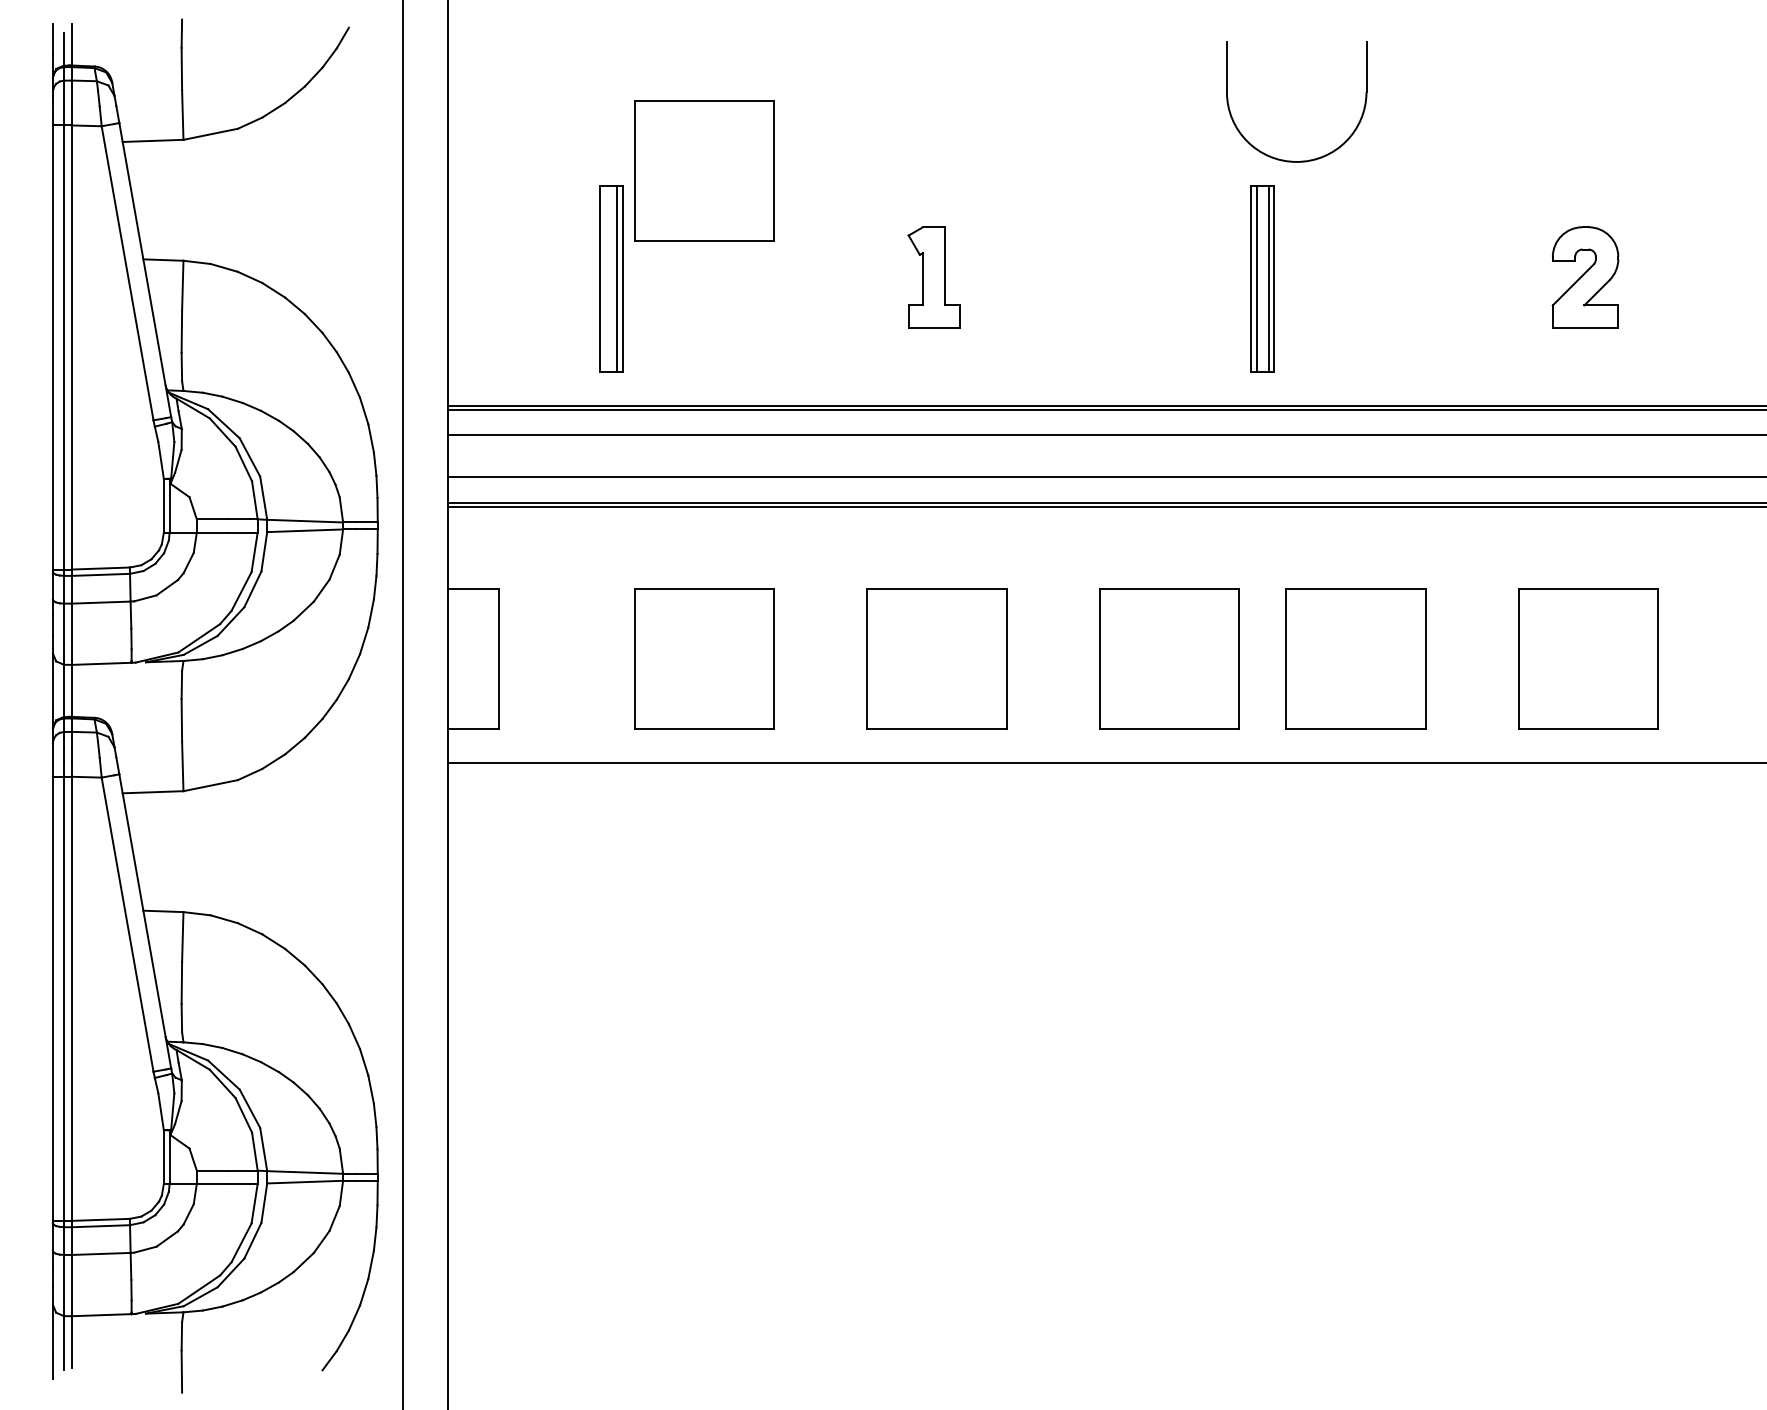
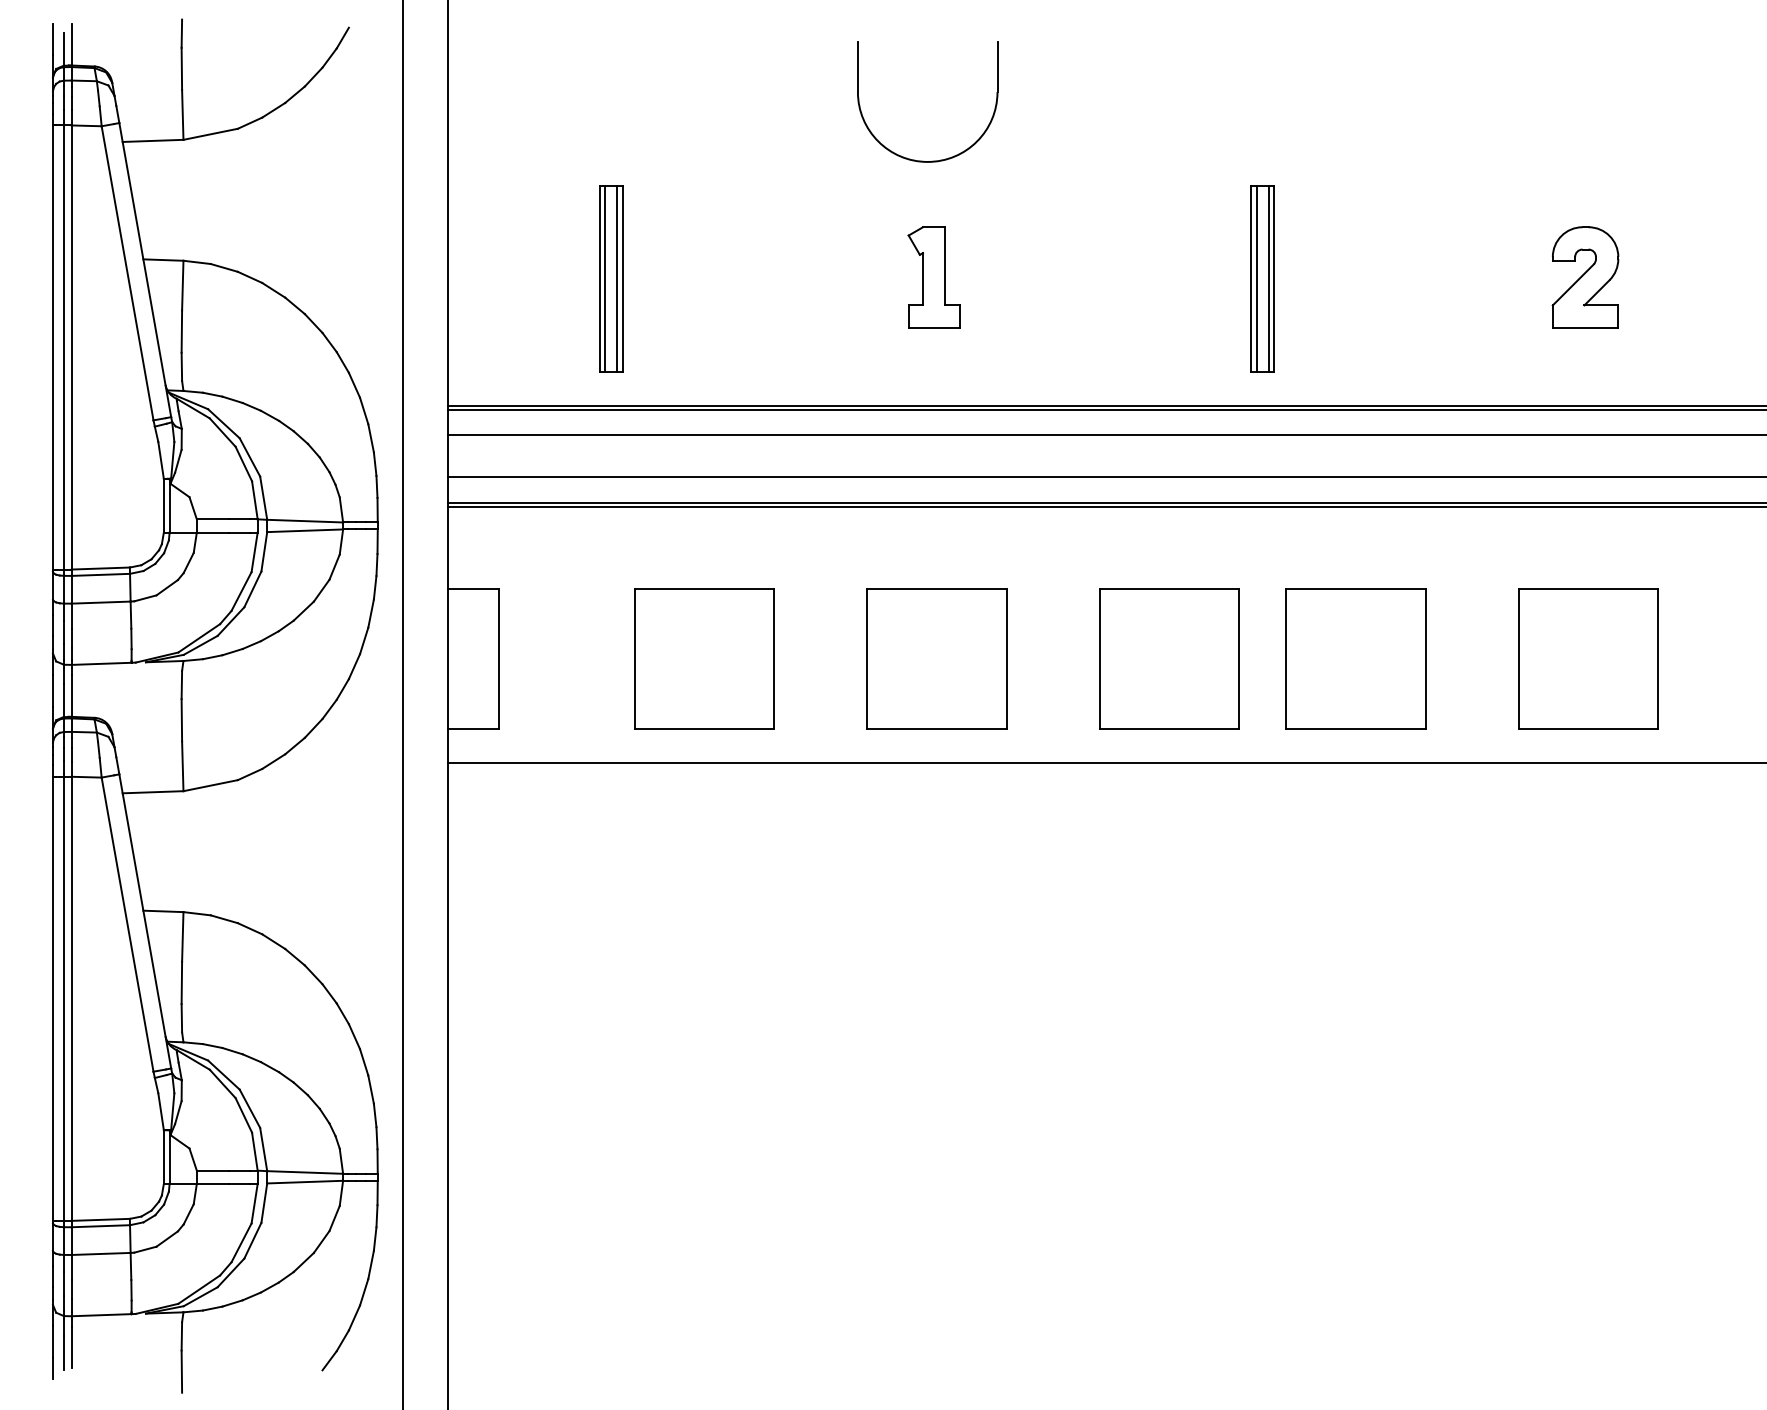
part position: (1292, 160) -> (923, 160) (923, 160)
part: present -> none (704, 170)
line: none -> present (605, 279)
